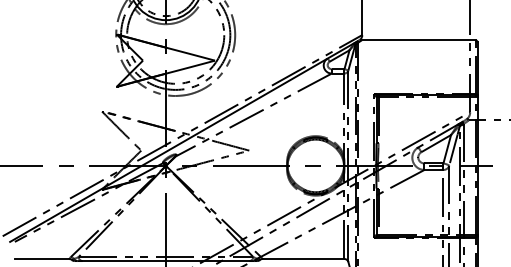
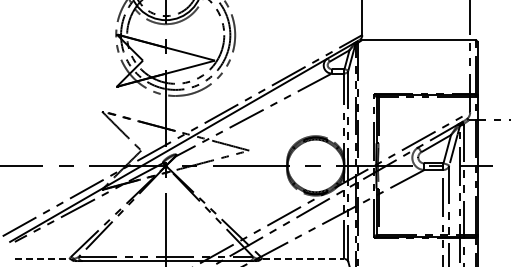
line: solid -> dashed (42, 259)
line: solid -> dashed (303, 259)
